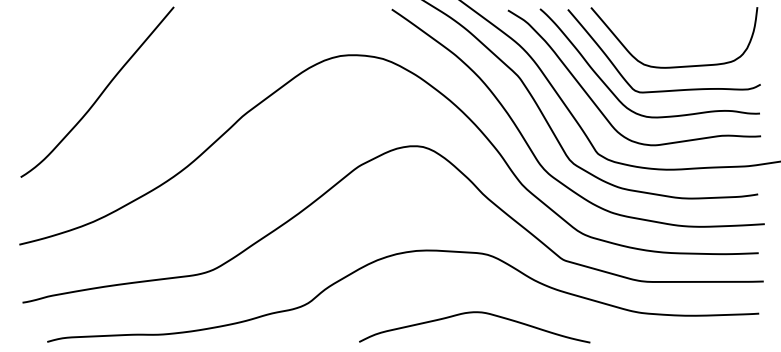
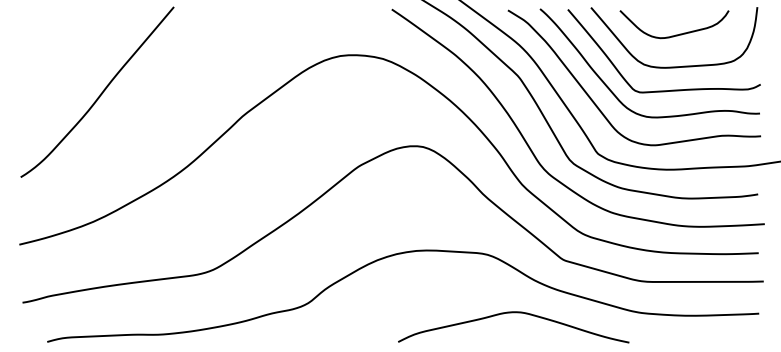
curve: none -> present (675, 34)
curve position: (474, 313) -> (513, 313) (513, 313)
